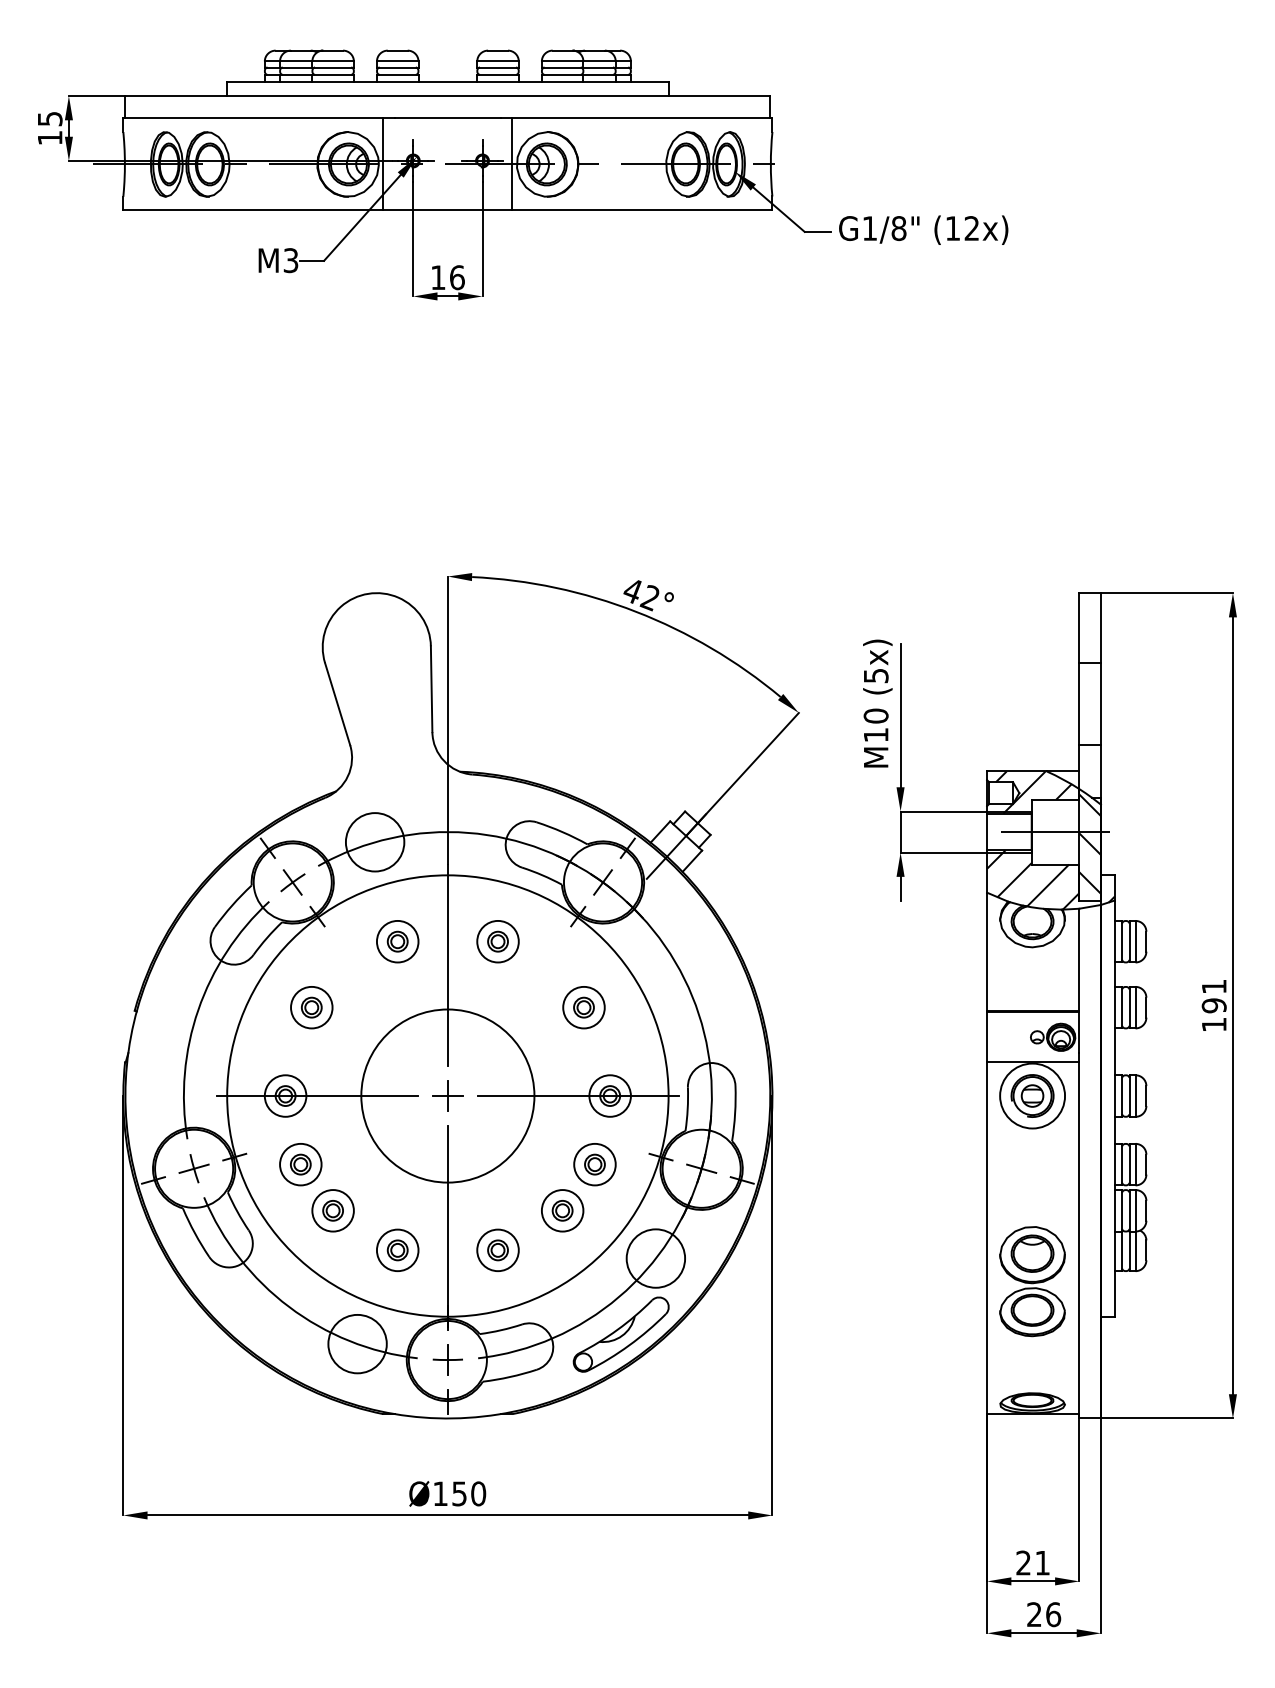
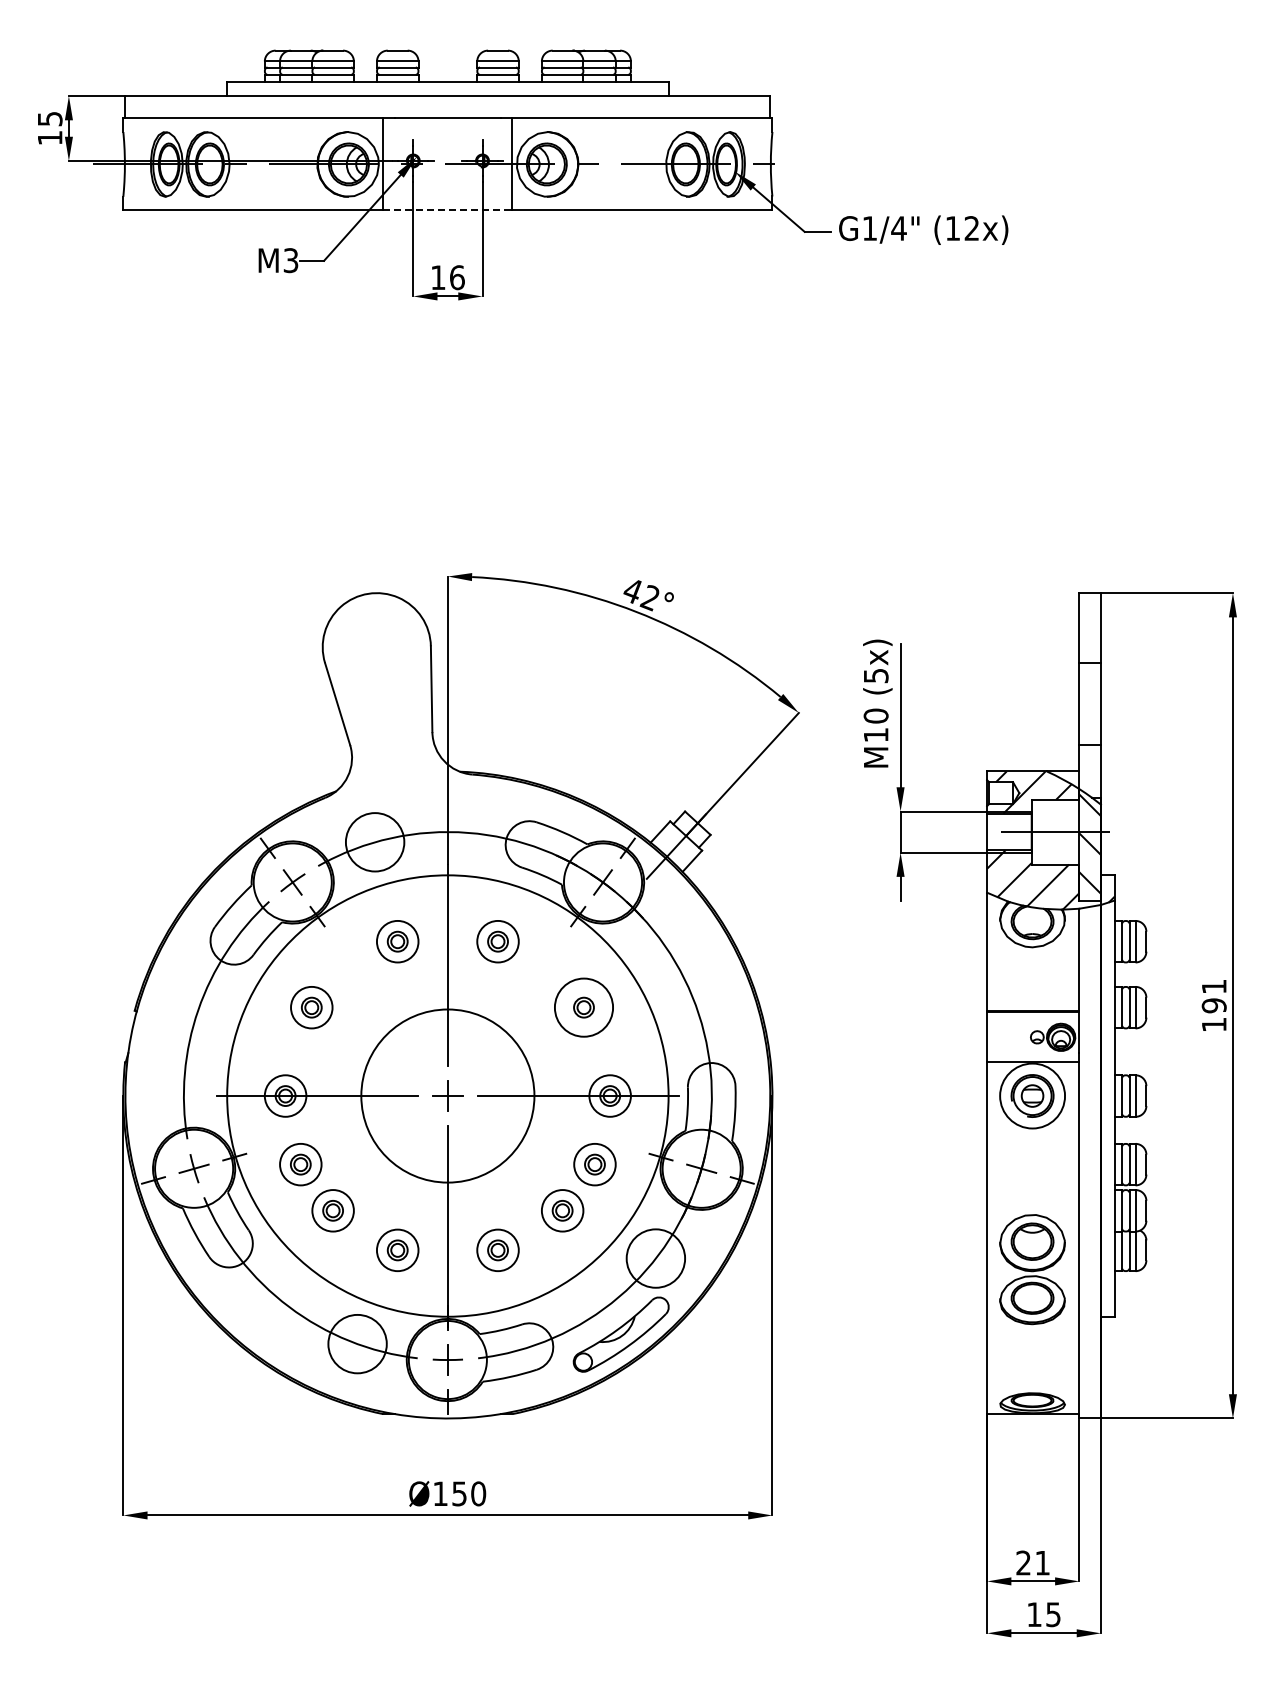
line: solid -> dashed (447, 209)
text: G1/8" -> G1/4" (898, 228)
circle diameter: 42 px -> 58 px (583, 1007)
part position: (1032, 1281) -> (1032, 1269) (1032, 1269)
text: 26 -> 15 (1044, 1614)
